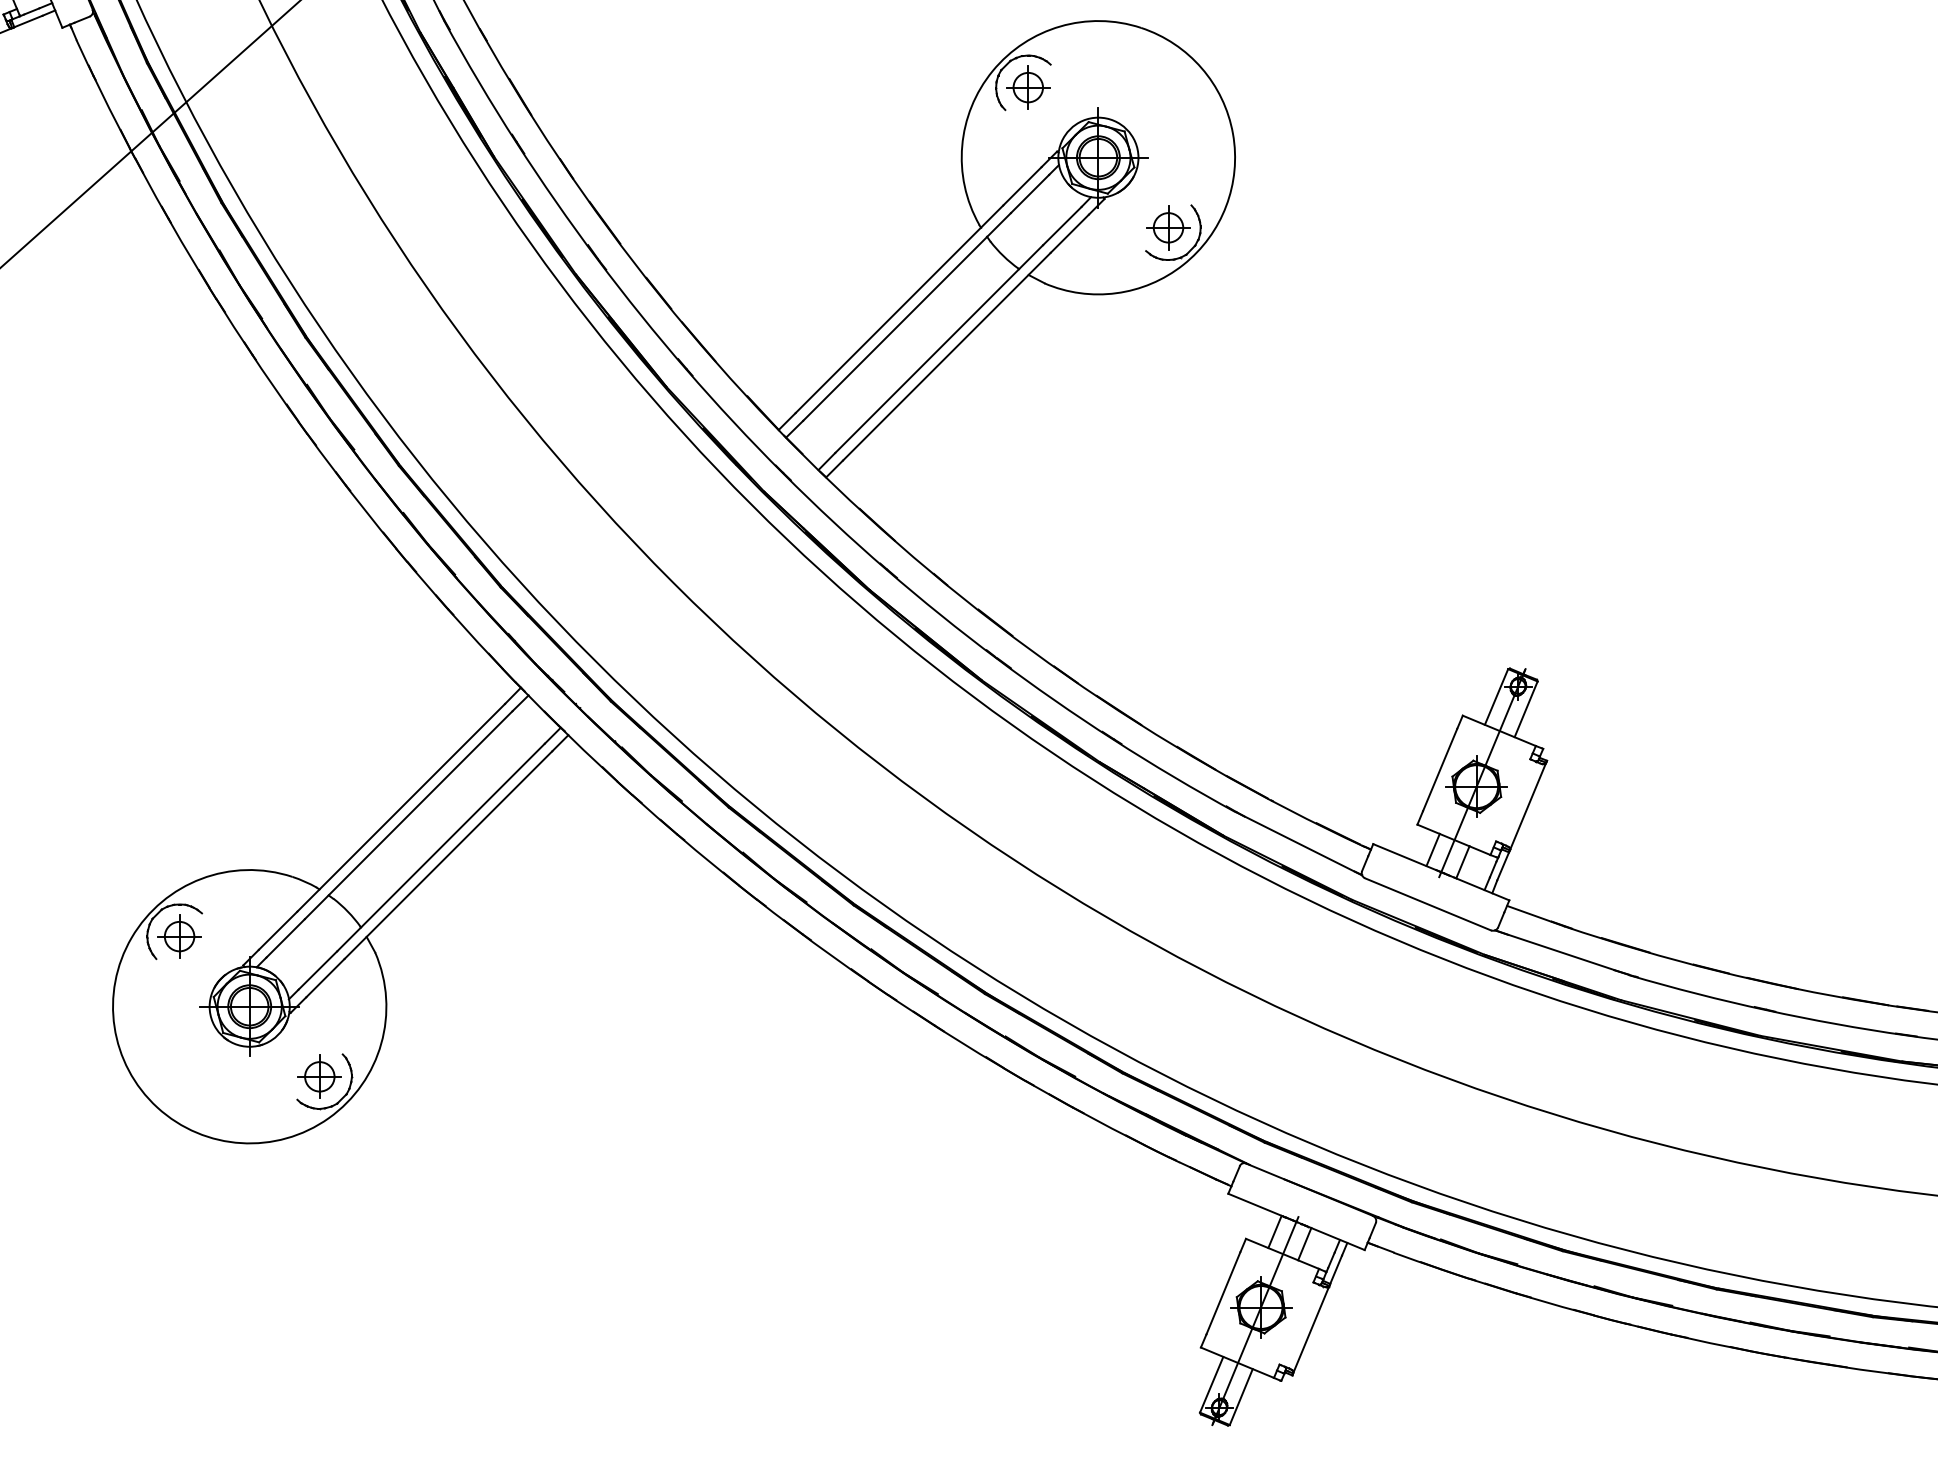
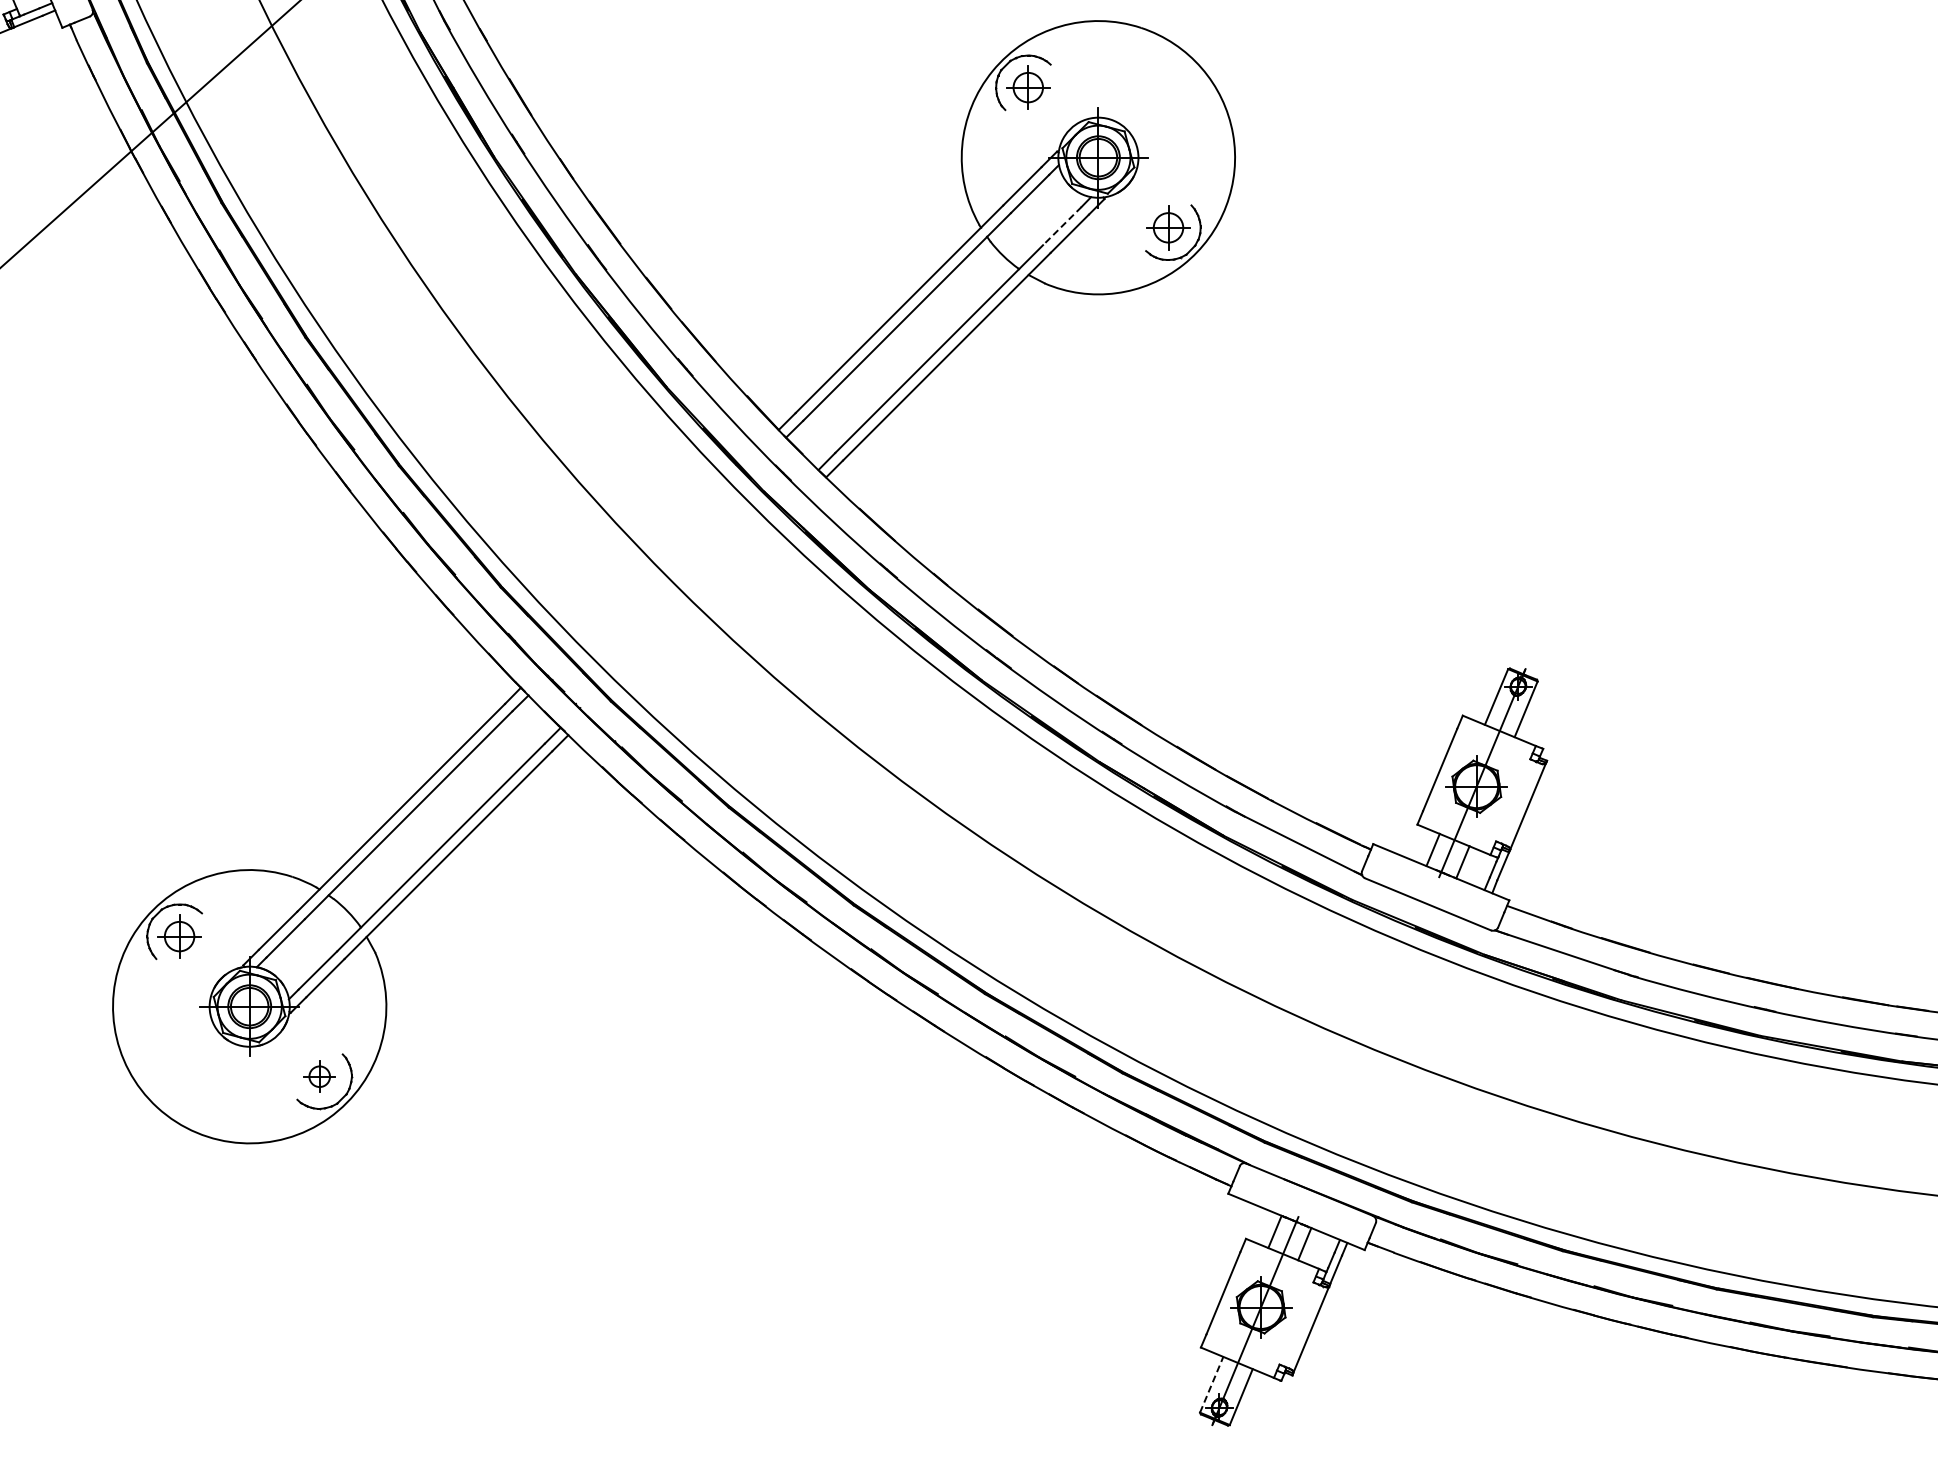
line: solid -> dashed (1061, 226)
part size: 45x45 px -> 33x33 px (319, 1076)
line: solid -> dashed (1211, 1384)
